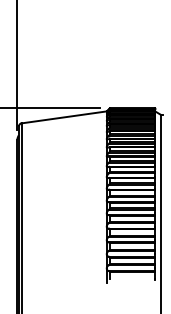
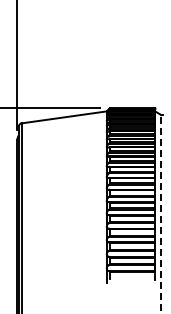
line: solid -> dashed (161, 214)
